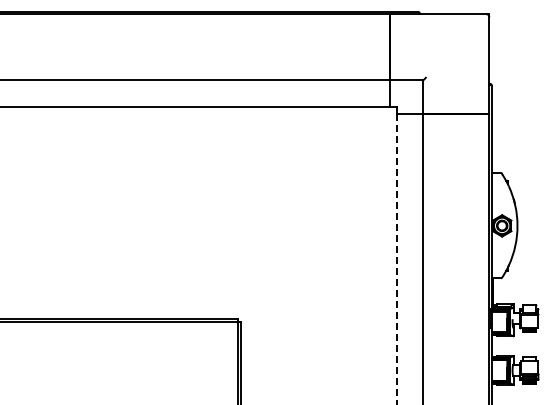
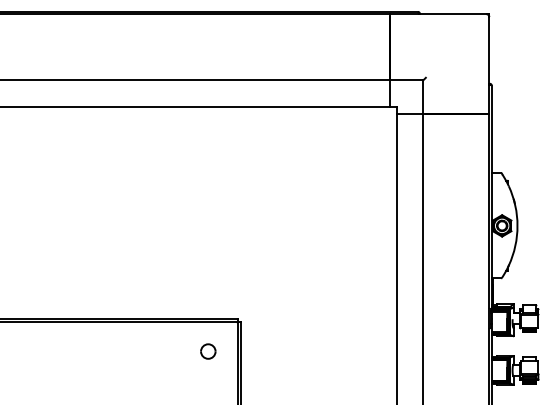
line: dashed -> solid (396, 259)
part: none -> present (208, 351)
